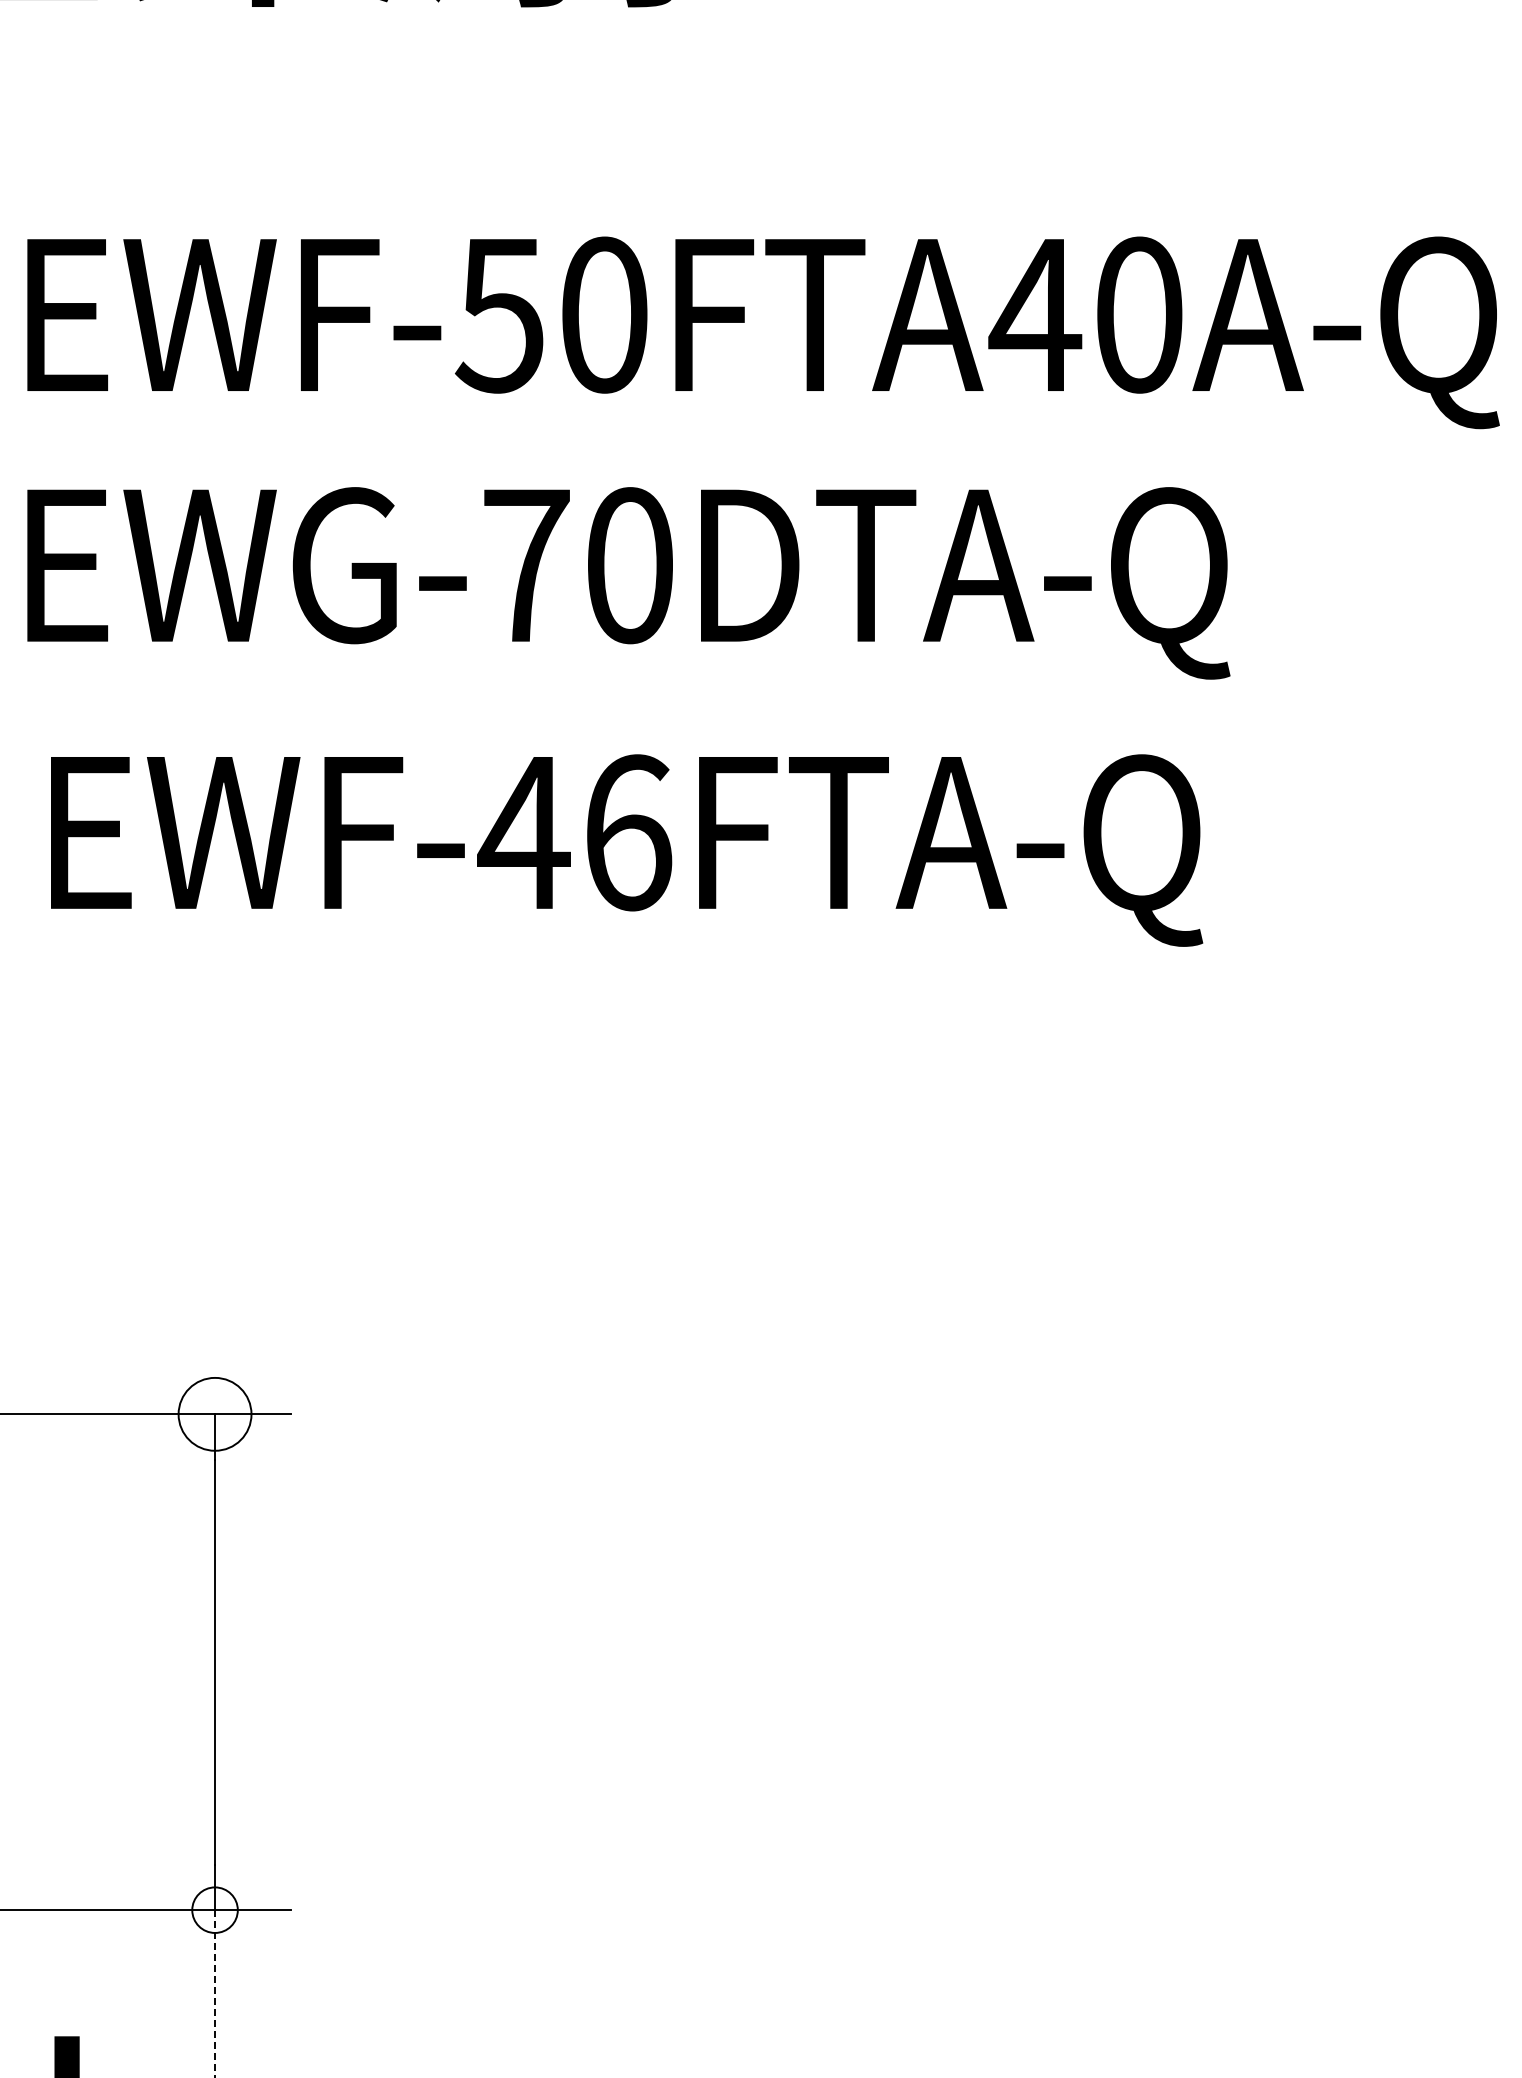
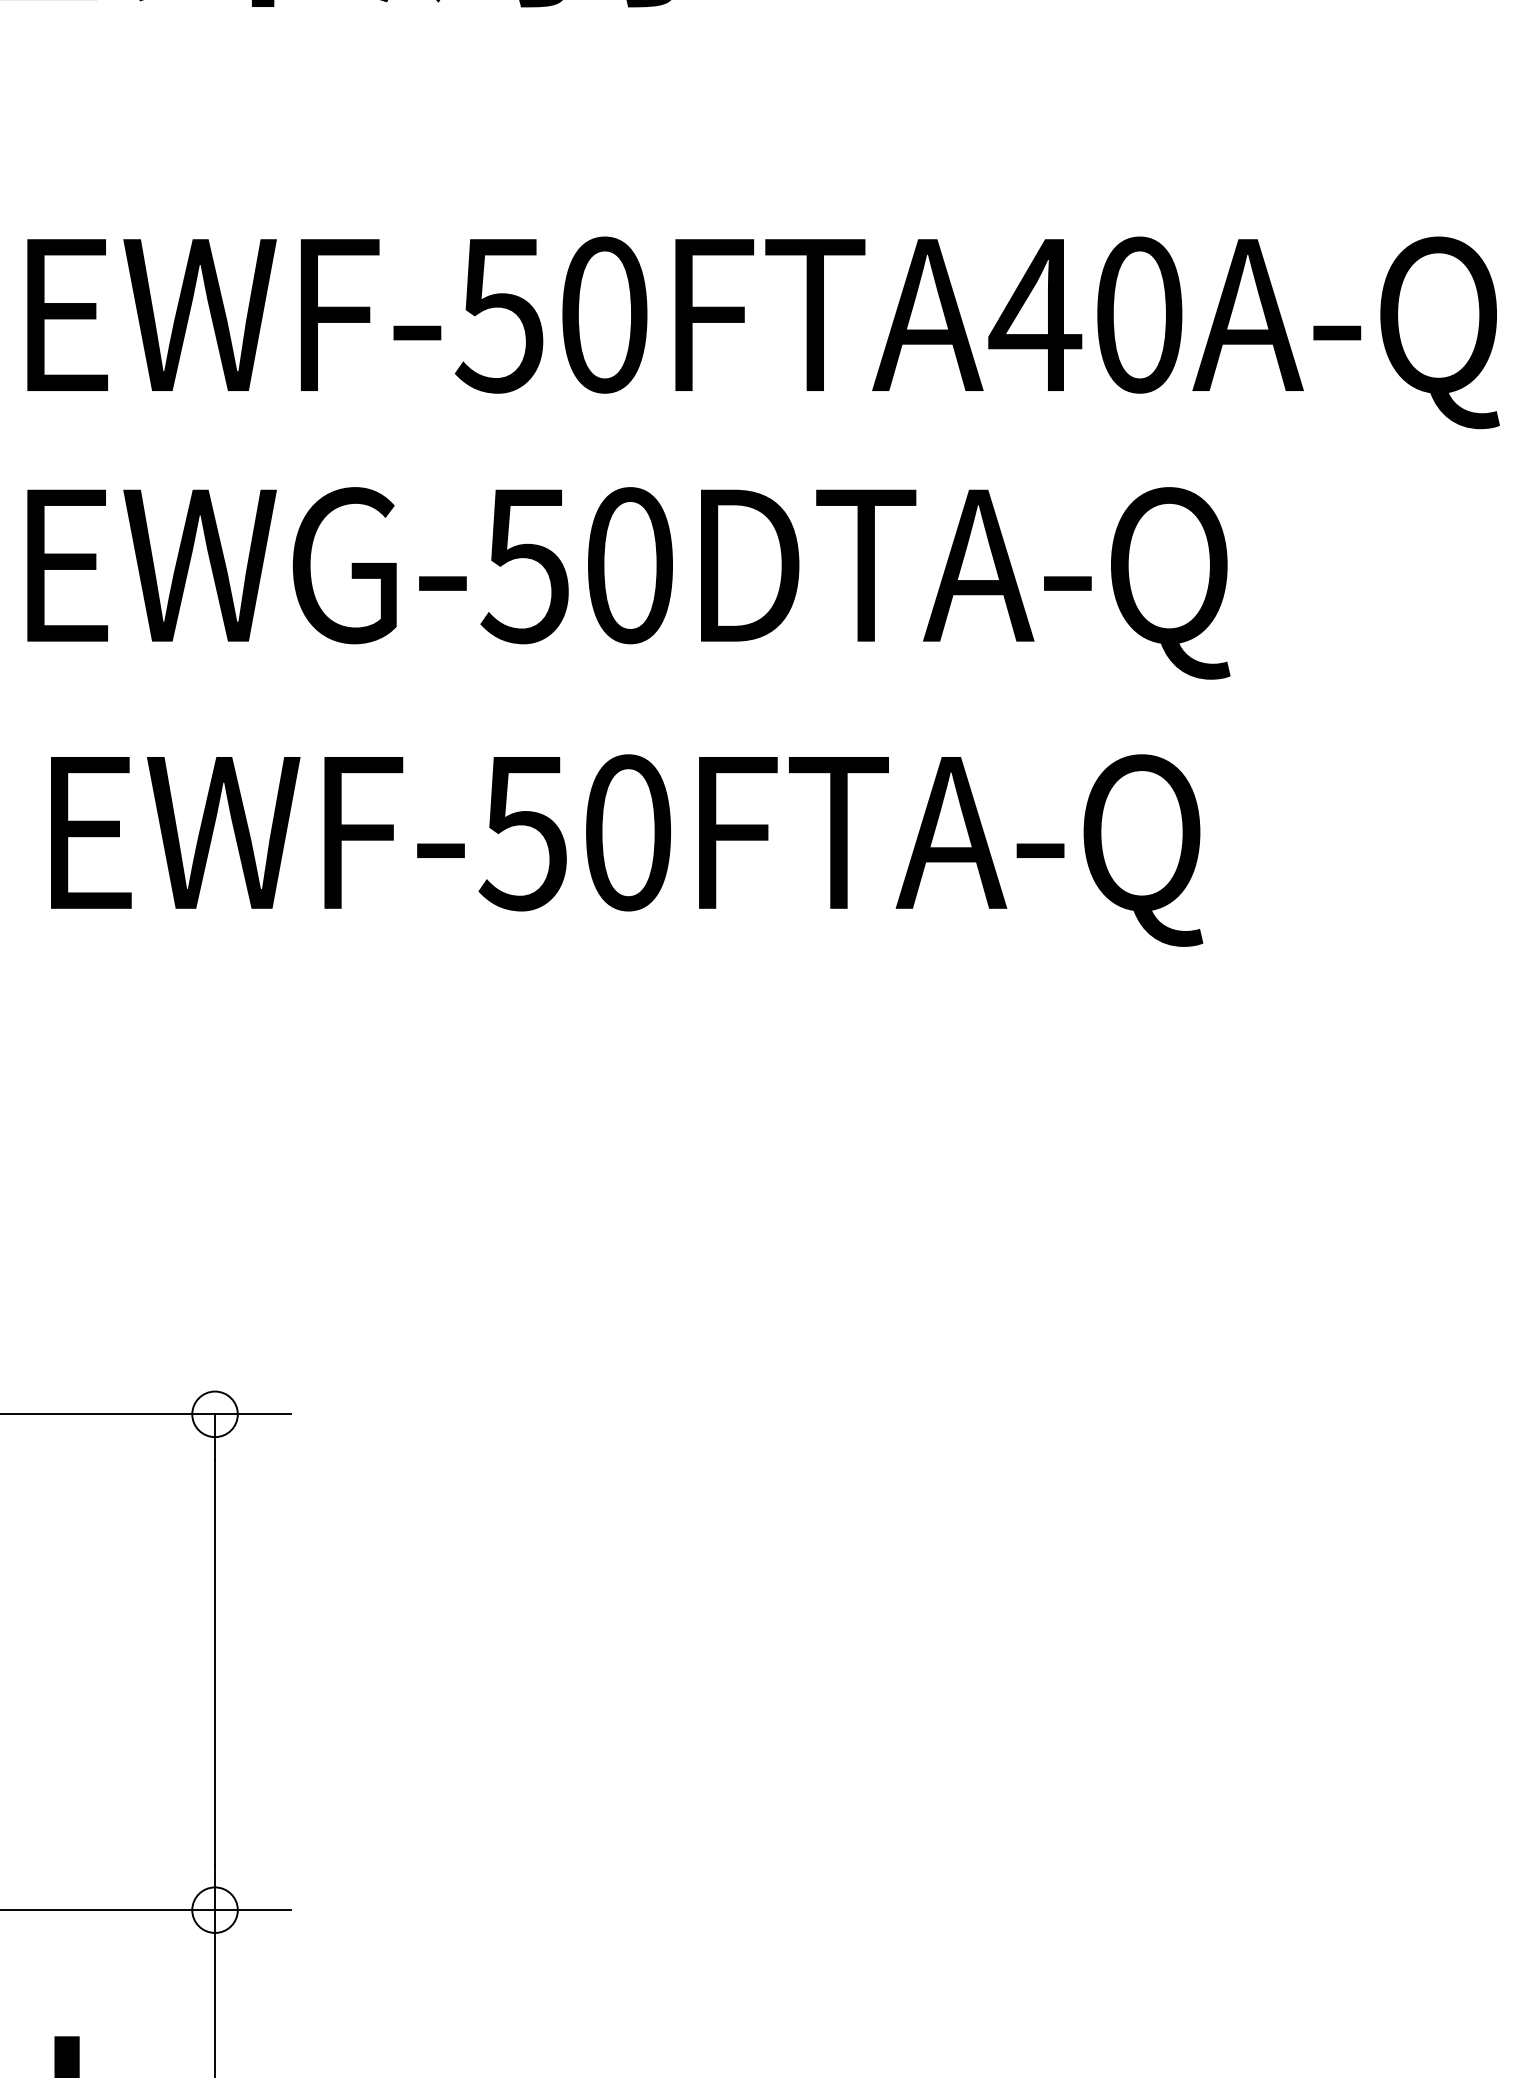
text: EWG-70DTA-Q -> EWG-50DTA-Q (524, 566)
text: EWF-46FTA-Q -> EWF-50FTA-Q (574, 832)
circle diameter: 73 px -> 46 px (214, 1414)
line: dashed -> solid (215, 1994)
